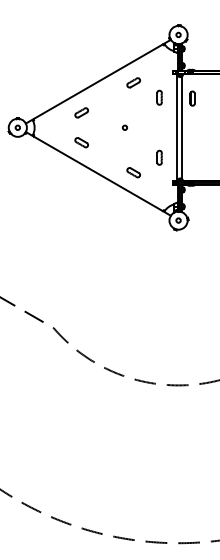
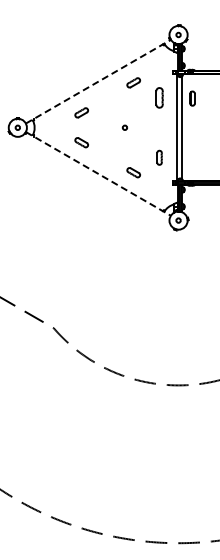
line: solid -> dashed (98, 81)
part size: 7x17 px -> 9x22 px (159, 97)
line: solid -> dashed (98, 173)
